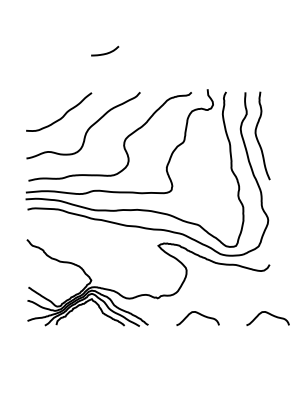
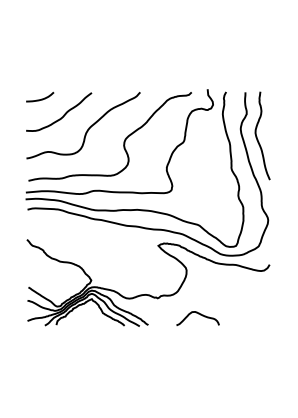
curve position: (106, 52) -> (41, 98) (41, 98)
curve: present -> none (268, 314)
